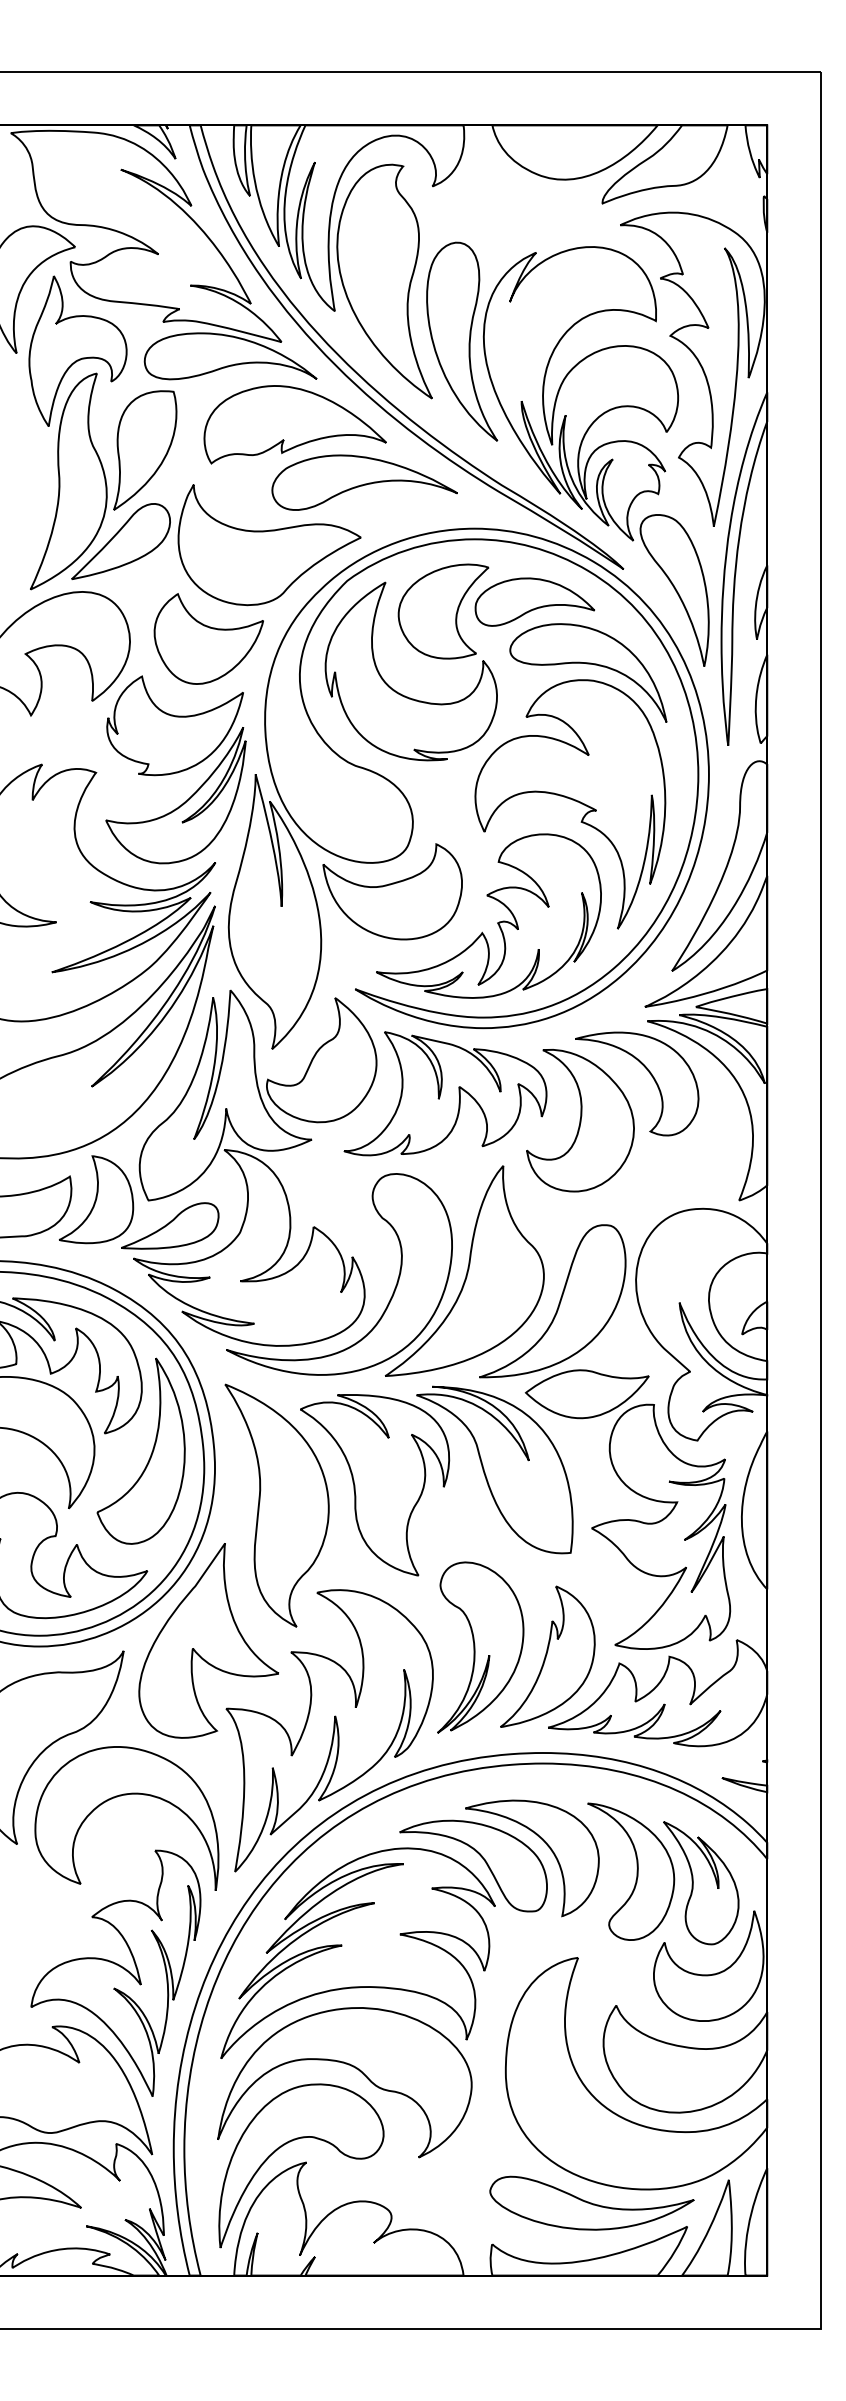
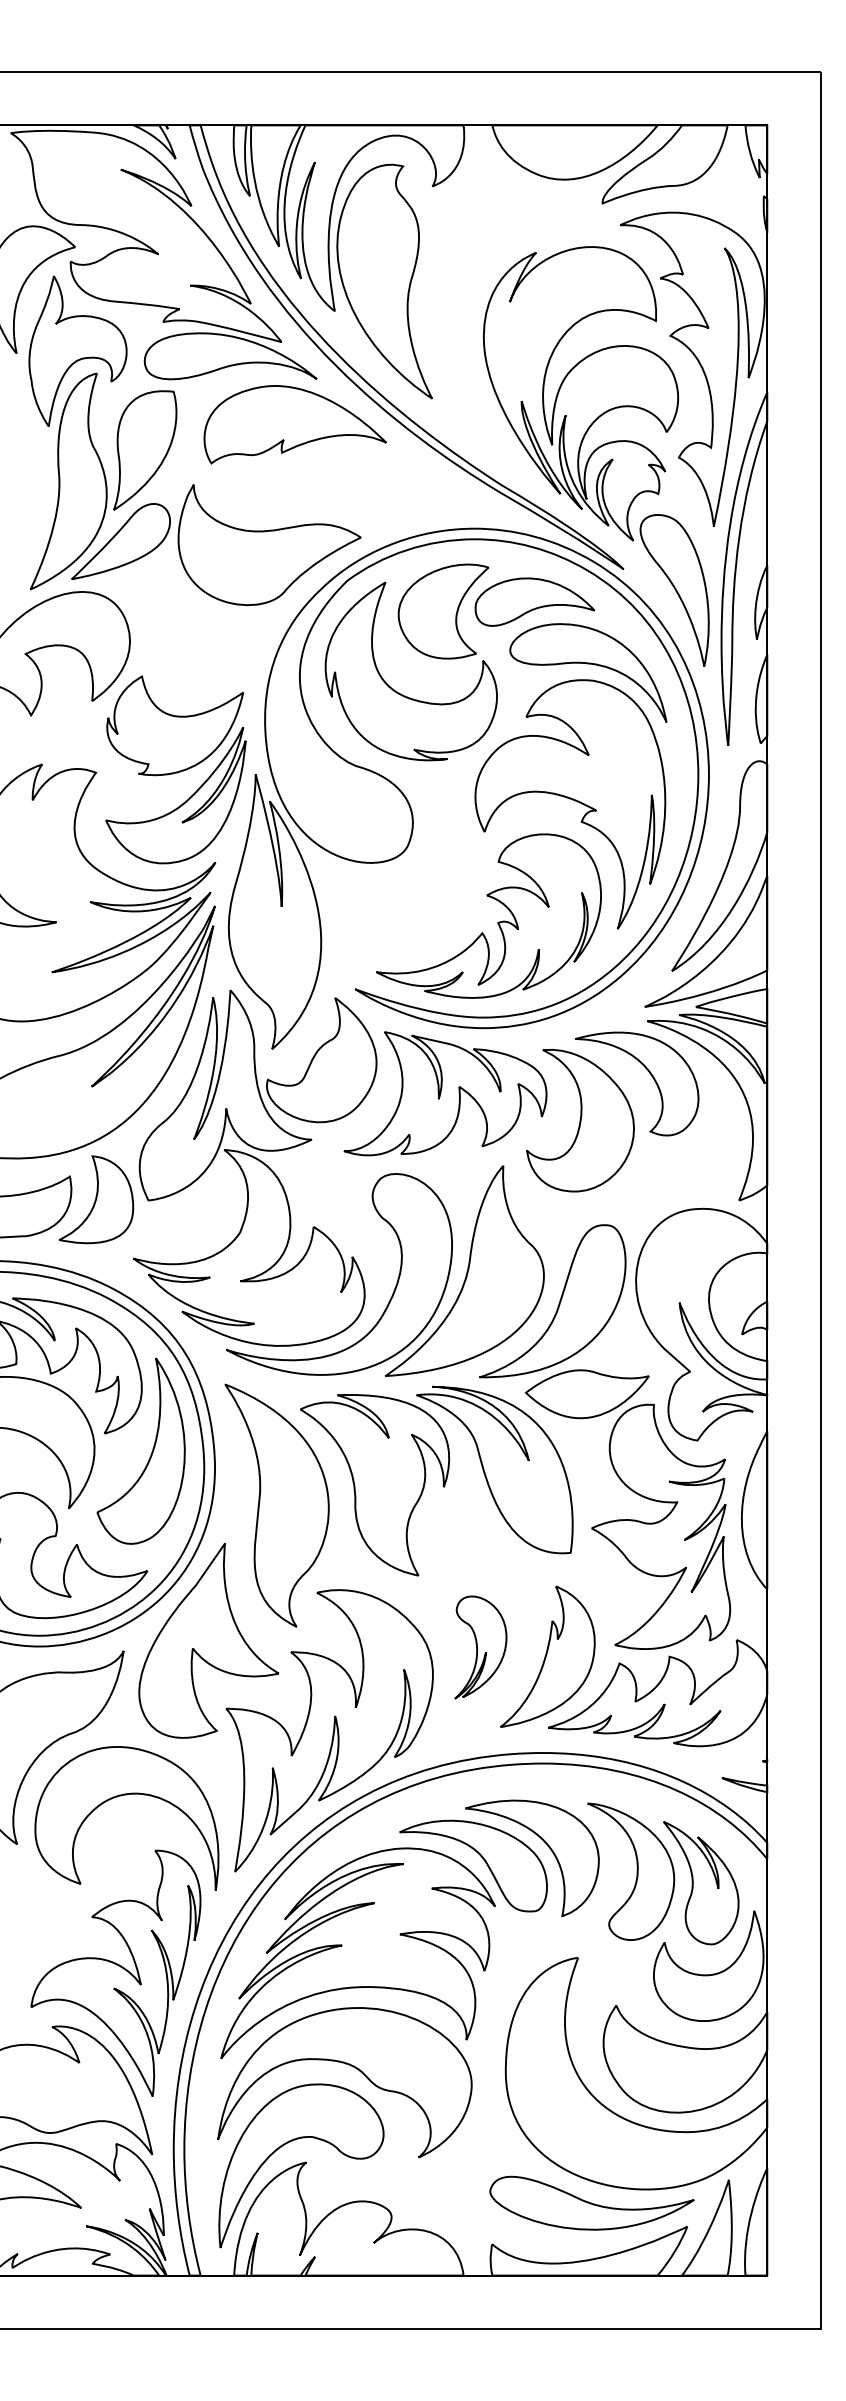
part: present -> none (462, 341)
part: present -> none (364, 482)
part: present -> none (208, 638)
part: present -> none (392, 891)
part: present -> none (170, 1225)
part size: 88x173 px -> 54x105 px (480, 1647)
